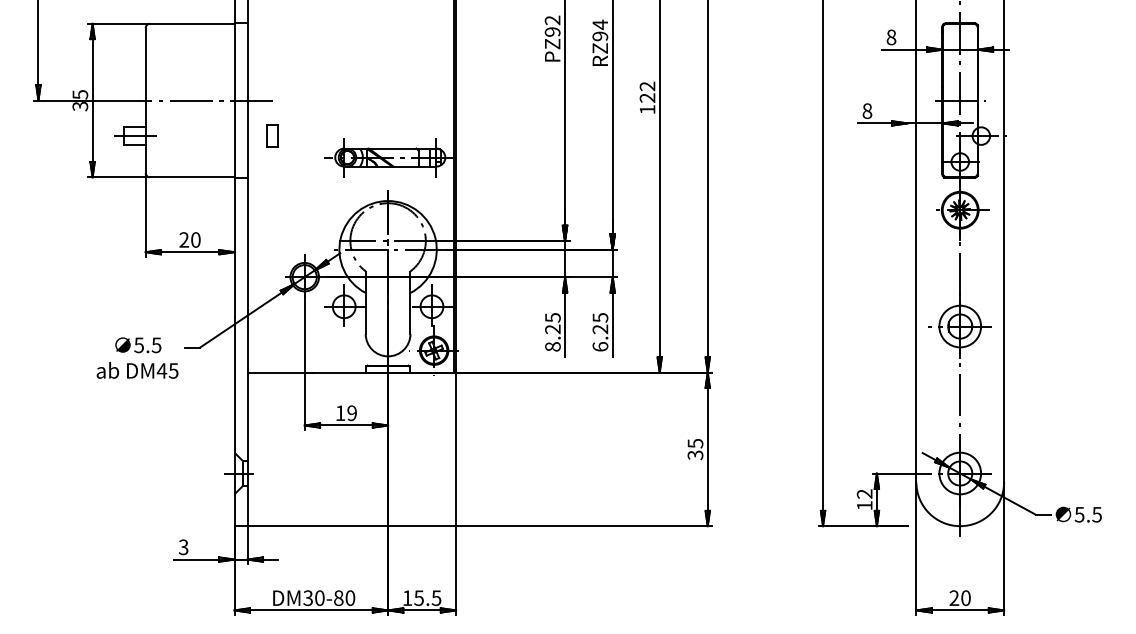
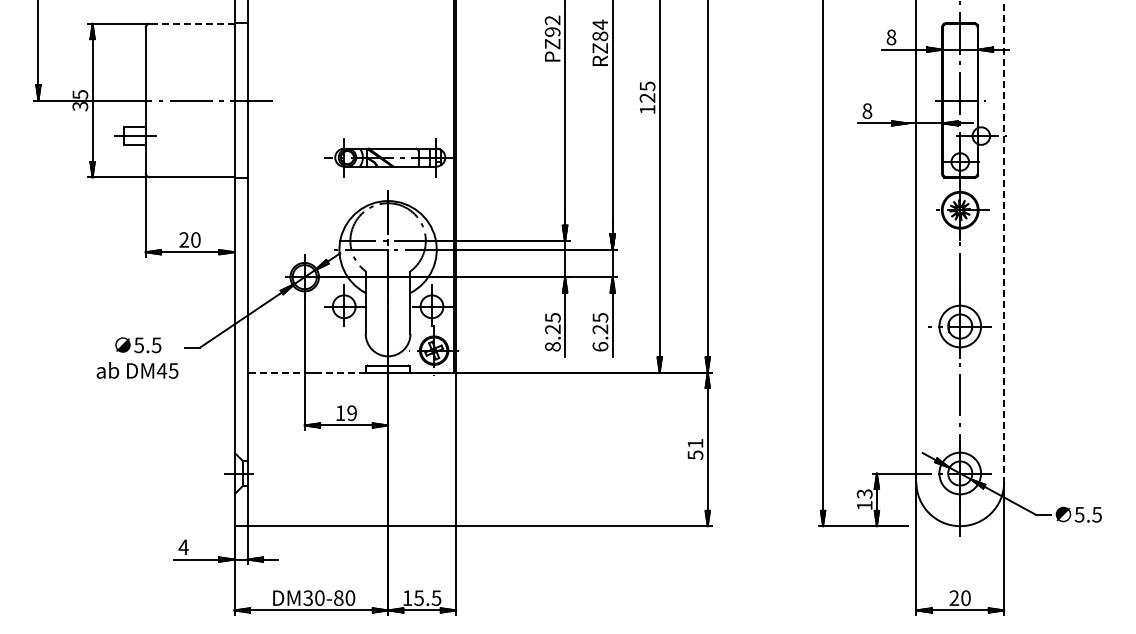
line: solid -> dashed (191, 23)
text: RZ94 -> RZ84 (600, 36)
text: 122 -> 125 (647, 86)
part: present -> none (272, 135)
line: solid -> dashed (1004, 241)
line: solid -> dashed (306, 372)
text: 35 -> 51 (695, 449)
text: 12 -> 13 (864, 493)
text: 3 -> 4 (183, 547)
